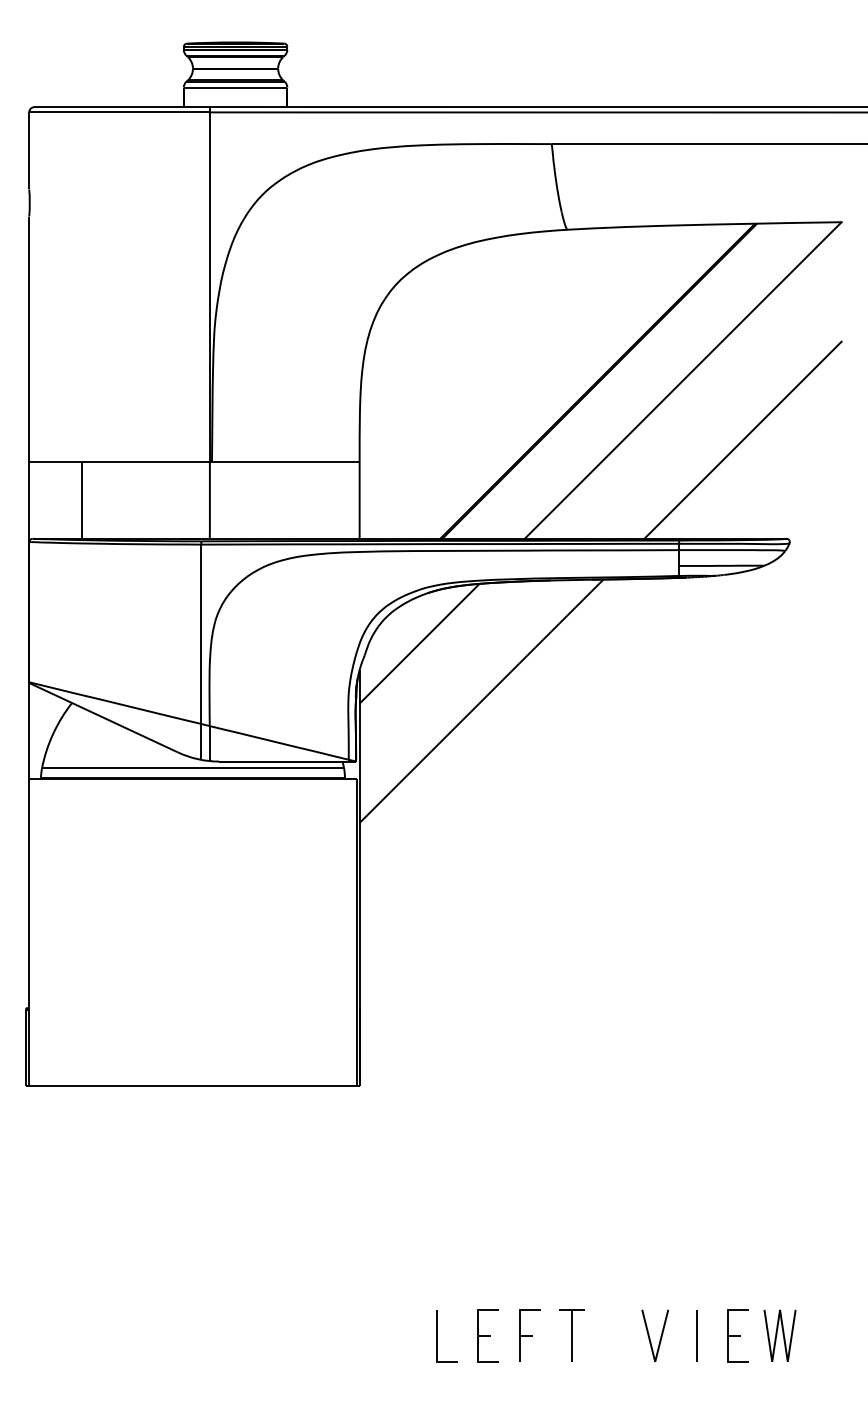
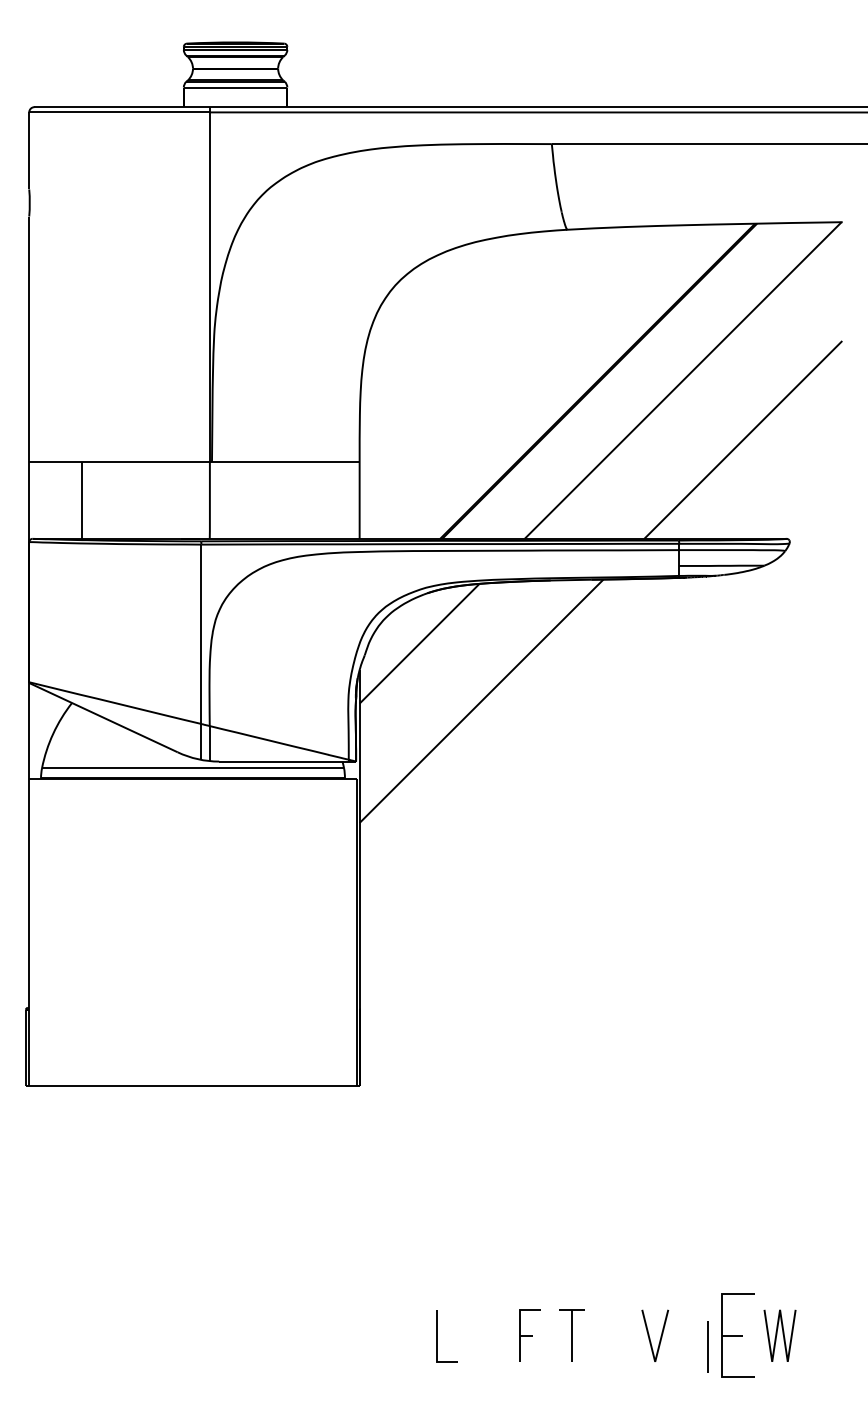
part: present -> none (487, 1335)
line position: (696, 1335) -> (707, 1346) (707, 1346)
part size: 22x54 px -> 34x85 px (737, 1335)
